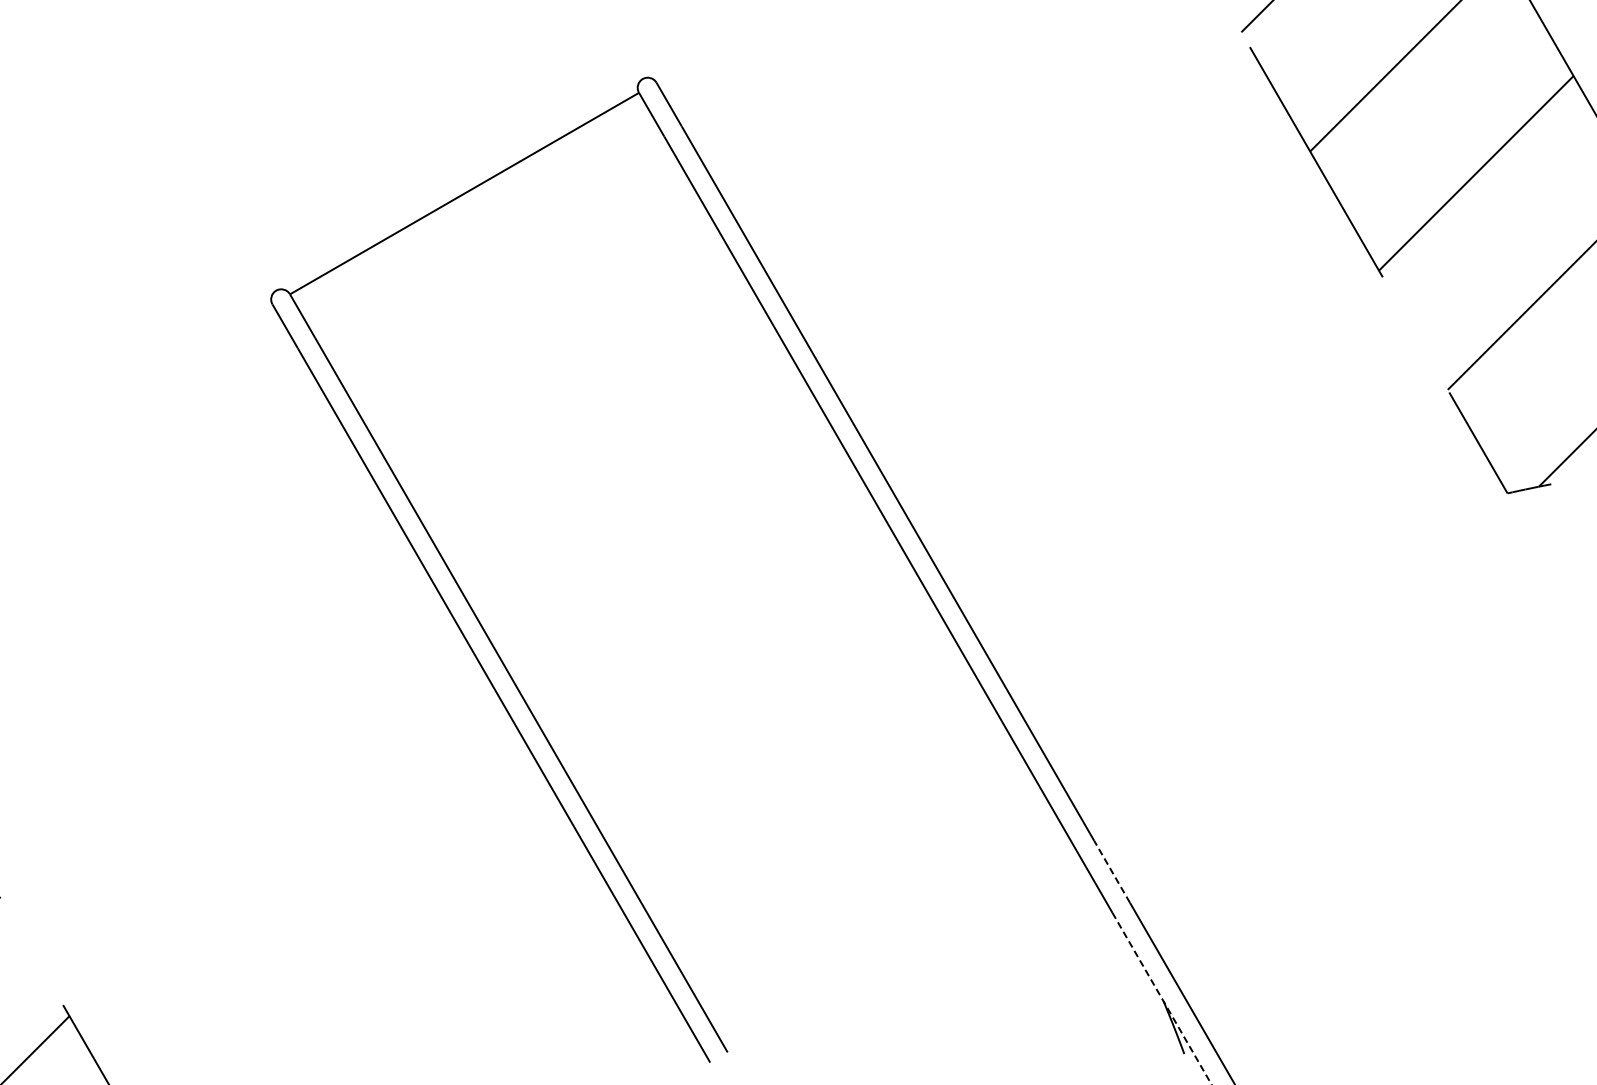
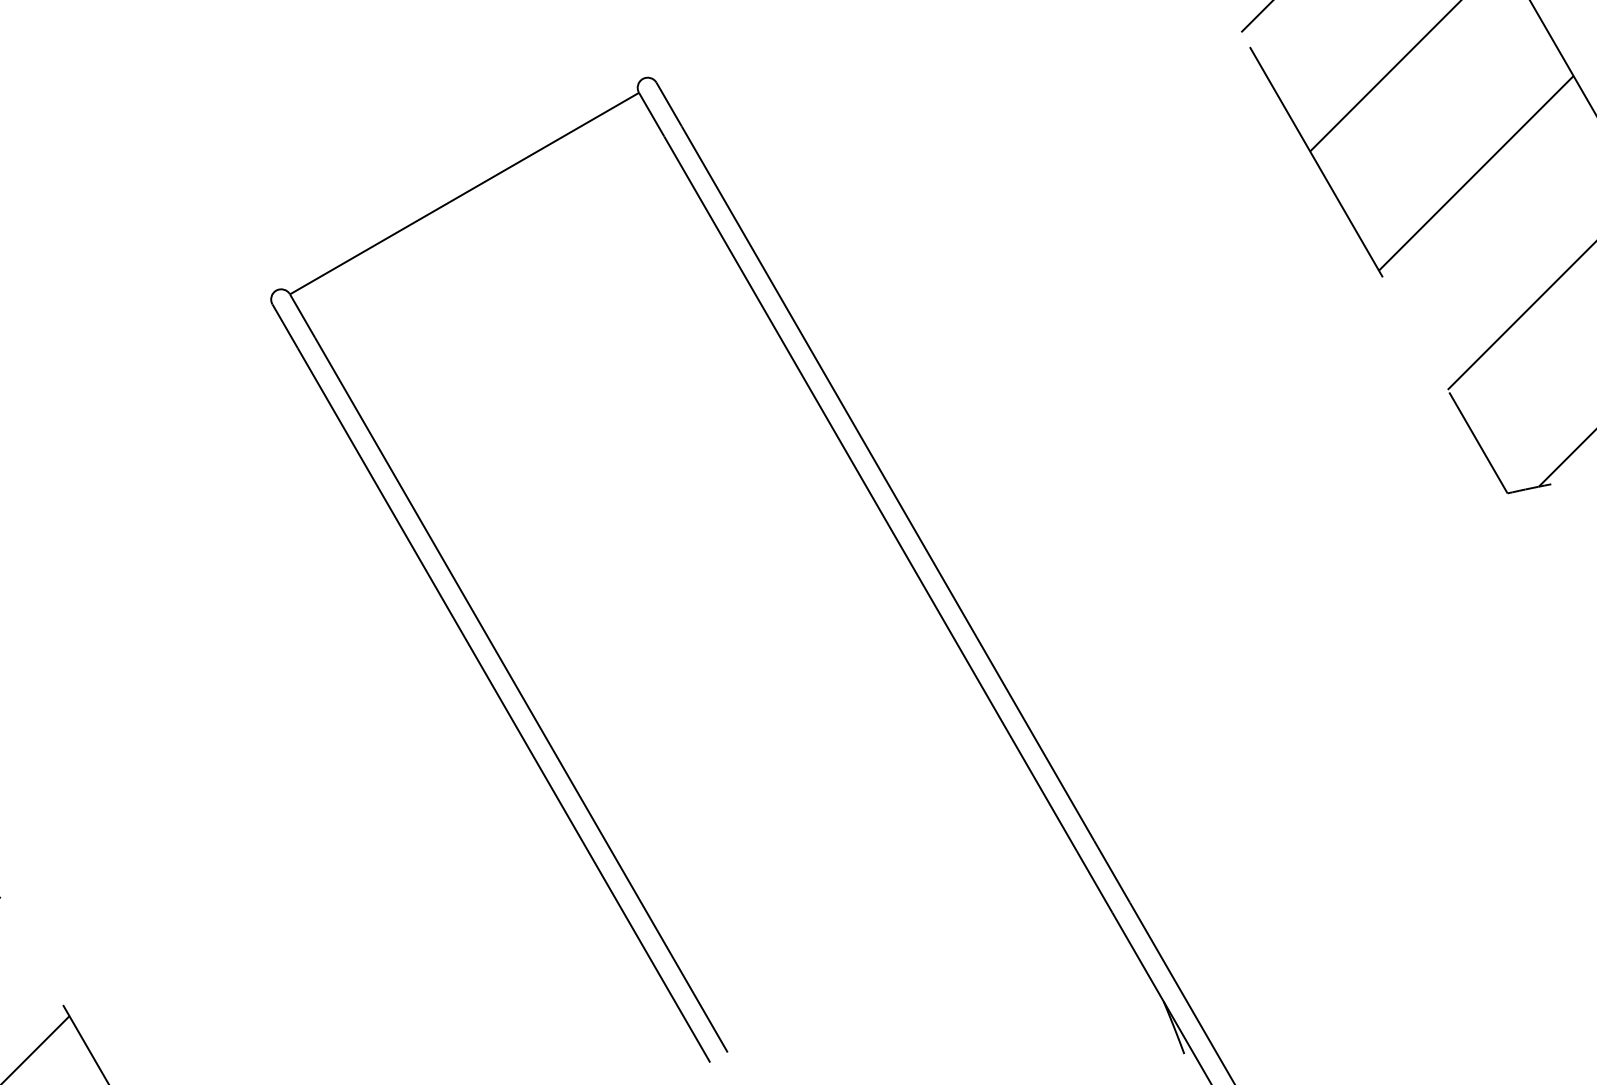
line: dashed -> solid (1112, 871)
line: dashed -> solid (1161, 998)
